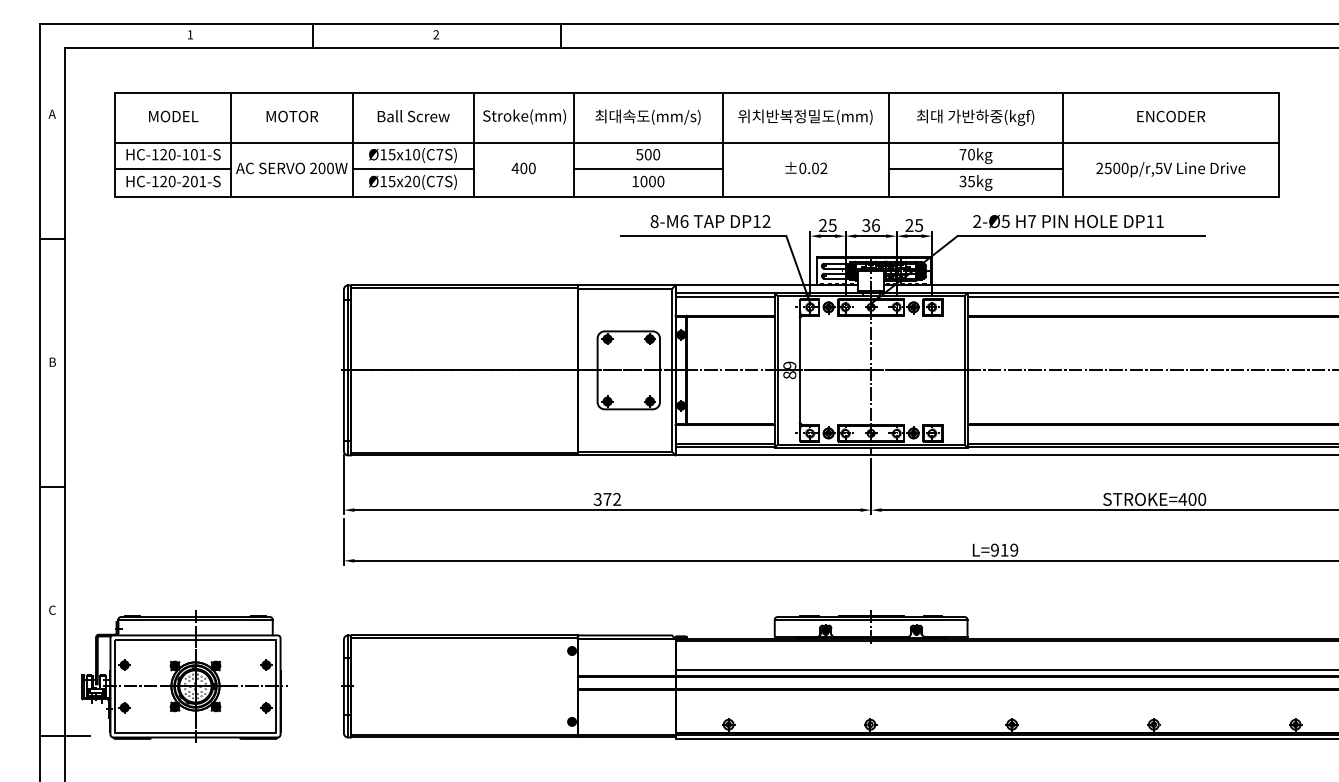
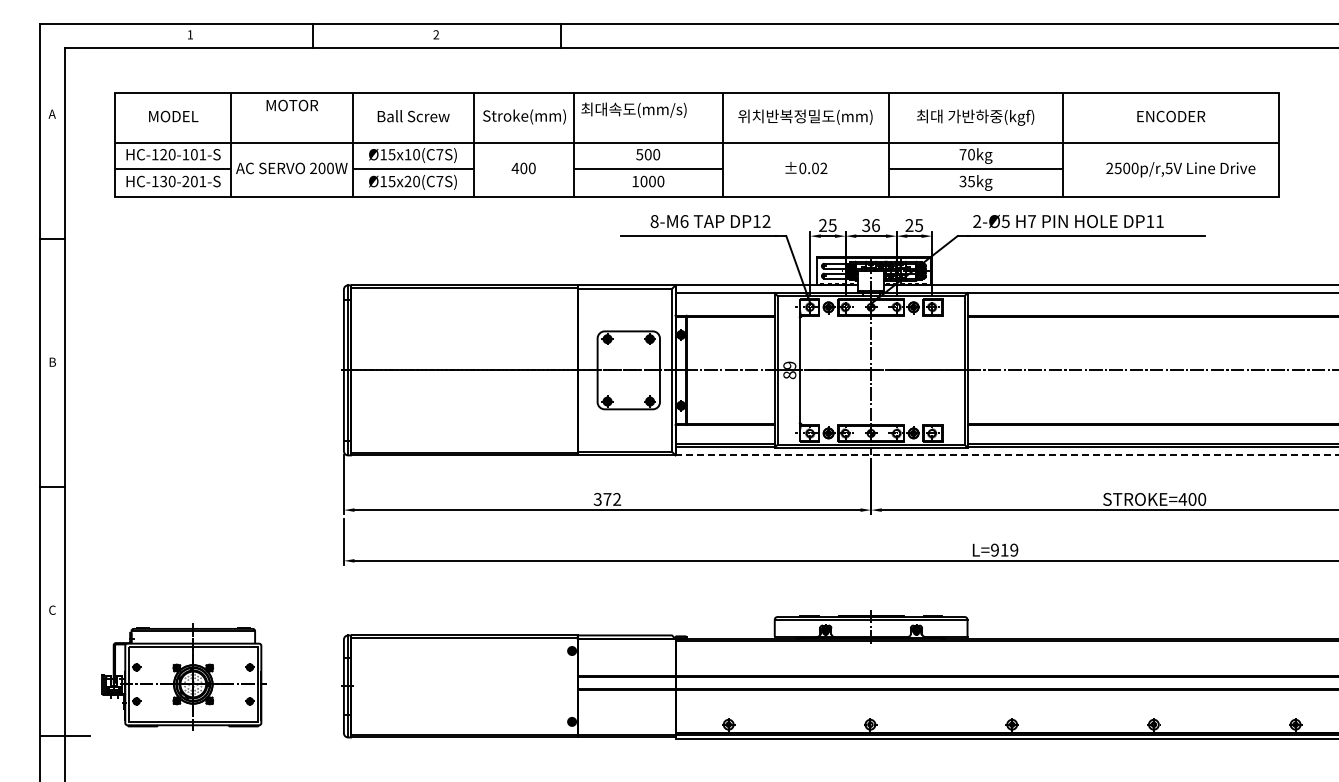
text position: (291, 116) -> (291, 105) (291, 105)
text position: (647, 116) -> (633, 109) (633, 109)
text position: (1170, 169) -> (1180, 169) (1180, 169)
text: HC-120-201-S -> HC-130-201-S (163, 181)
line: present -> none (724, 297)
line: present -> none (1151, 297)
line: solid -> dashed (1006, 455)
line: present -> none (1005, 670)
part size: 207x133 px -> 166x108 px (183, 676)
